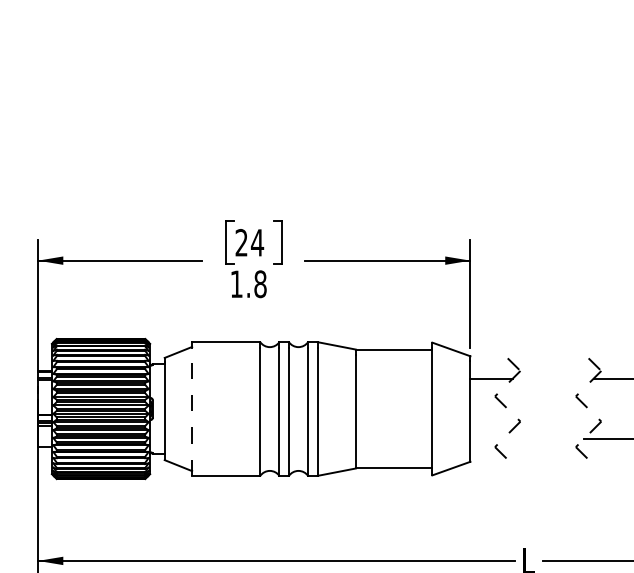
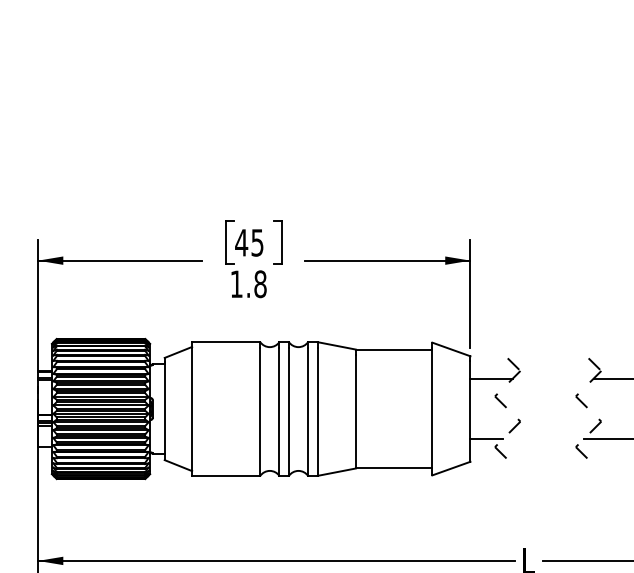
text: 24 -> 45 (249, 242)
line: dashed -> solid (192, 411)
line: none -> present (486, 439)
